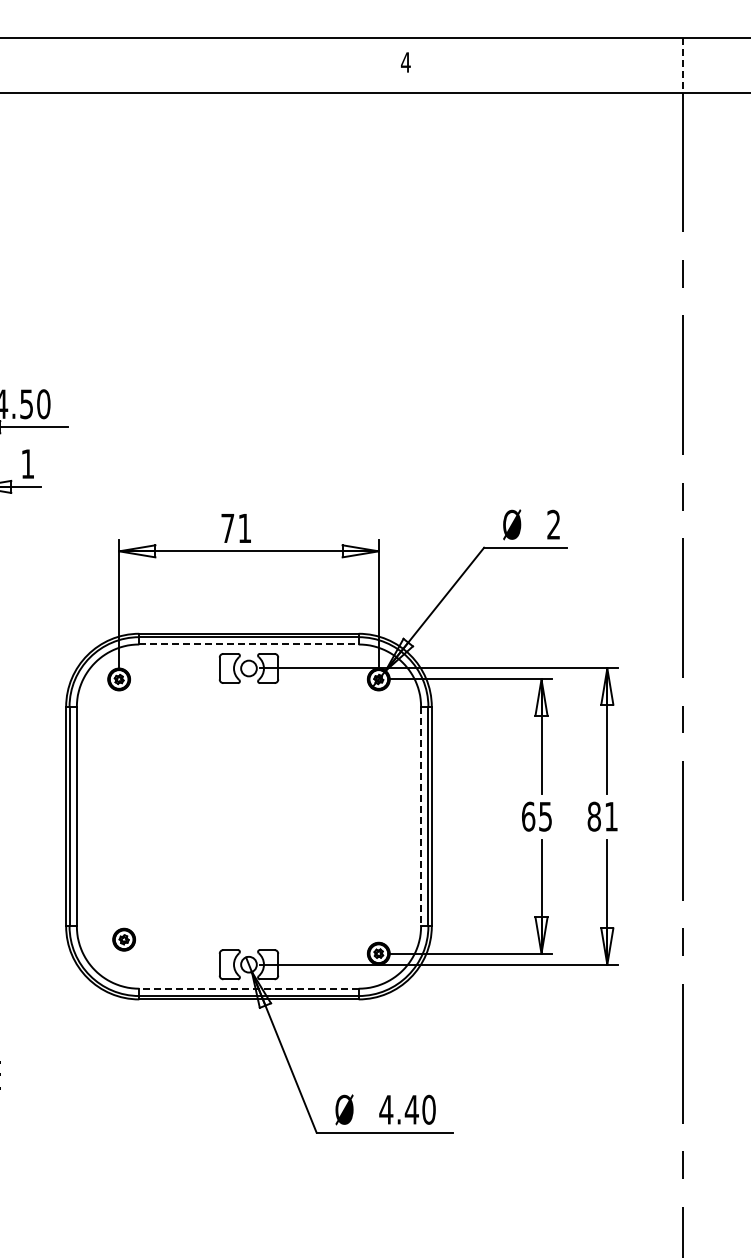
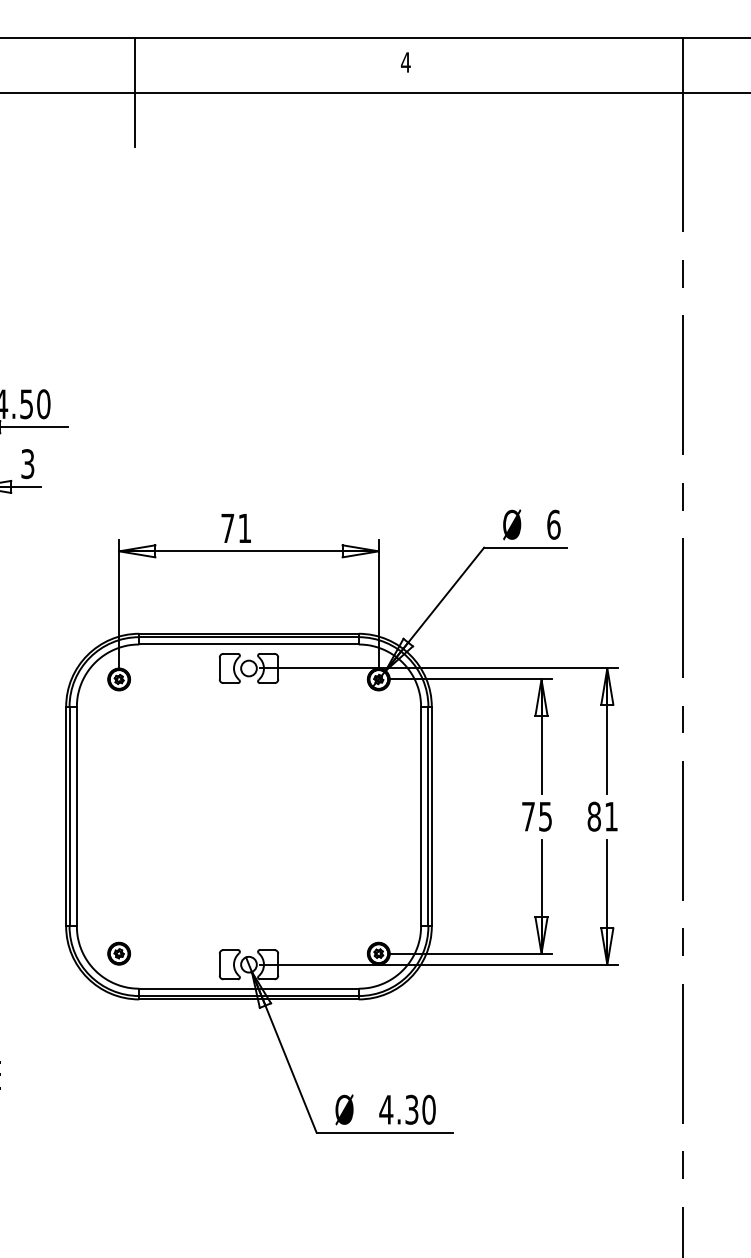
line: dashed -> solid (683, 65)
line: none -> present (134, 92)
text: 1 -> 3 (27, 464)
text: 2 -> 6 (553, 524)
line: dashed -> solid (248, 644)
line: dashed -> solid (421, 816)
text: 65 -> 75 (528, 816)
part position: (123, 939) -> (118, 953) (118, 953)
line: dashed -> solid (248, 988)
text: 4.40 -> 4.30 (411, 1109)
